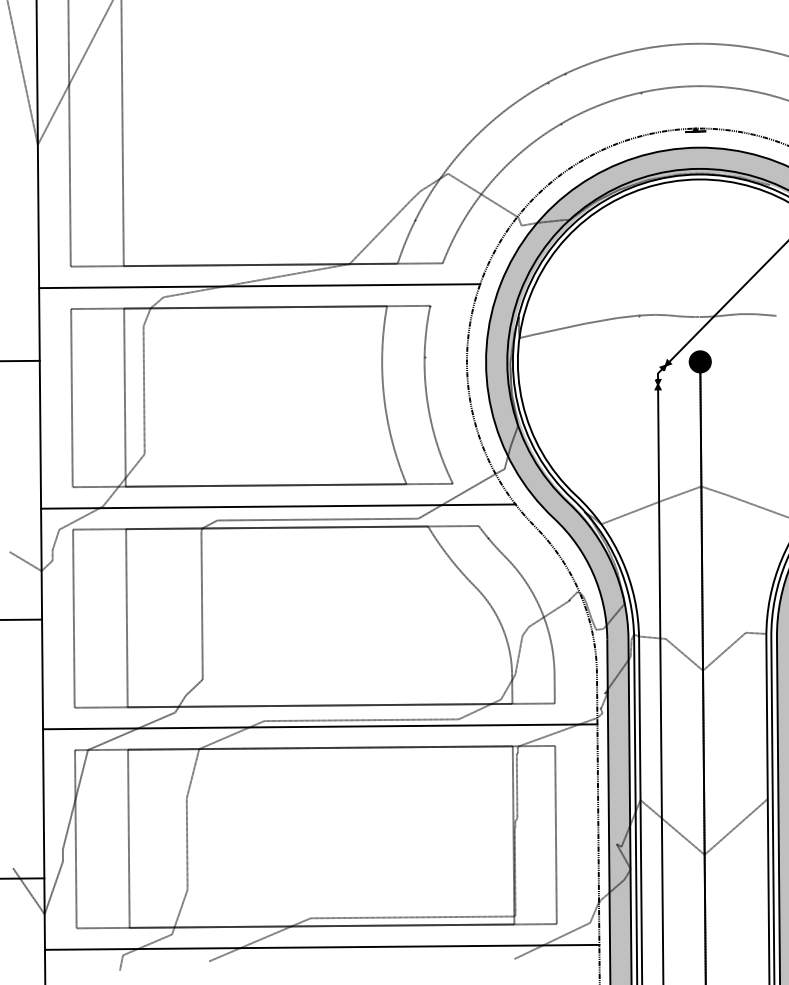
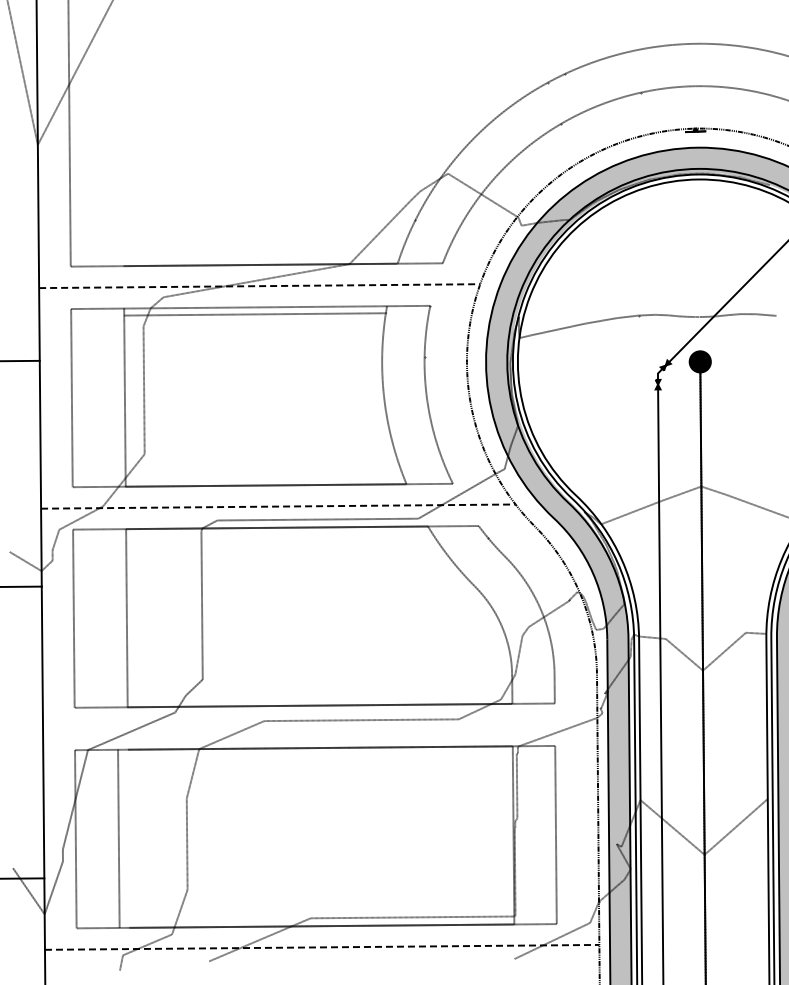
line: present -> none (122, 134)
line: solid -> dashed (259, 286)
line position: (255, 307) -> (255, 314) (255, 314)
line: solid -> dashed (278, 506)
line position: (22, 619) -> (22, 586) (22, 586)
line: present -> none (320, 726)
line position: (128, 838) -> (118, 838) (118, 838)
line: solid -> dashed (322, 947)
